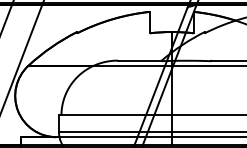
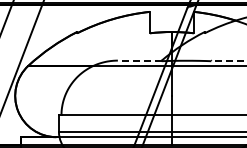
line: solid -> dashed (139, 60)
line: solid -> dashed (228, 60)
